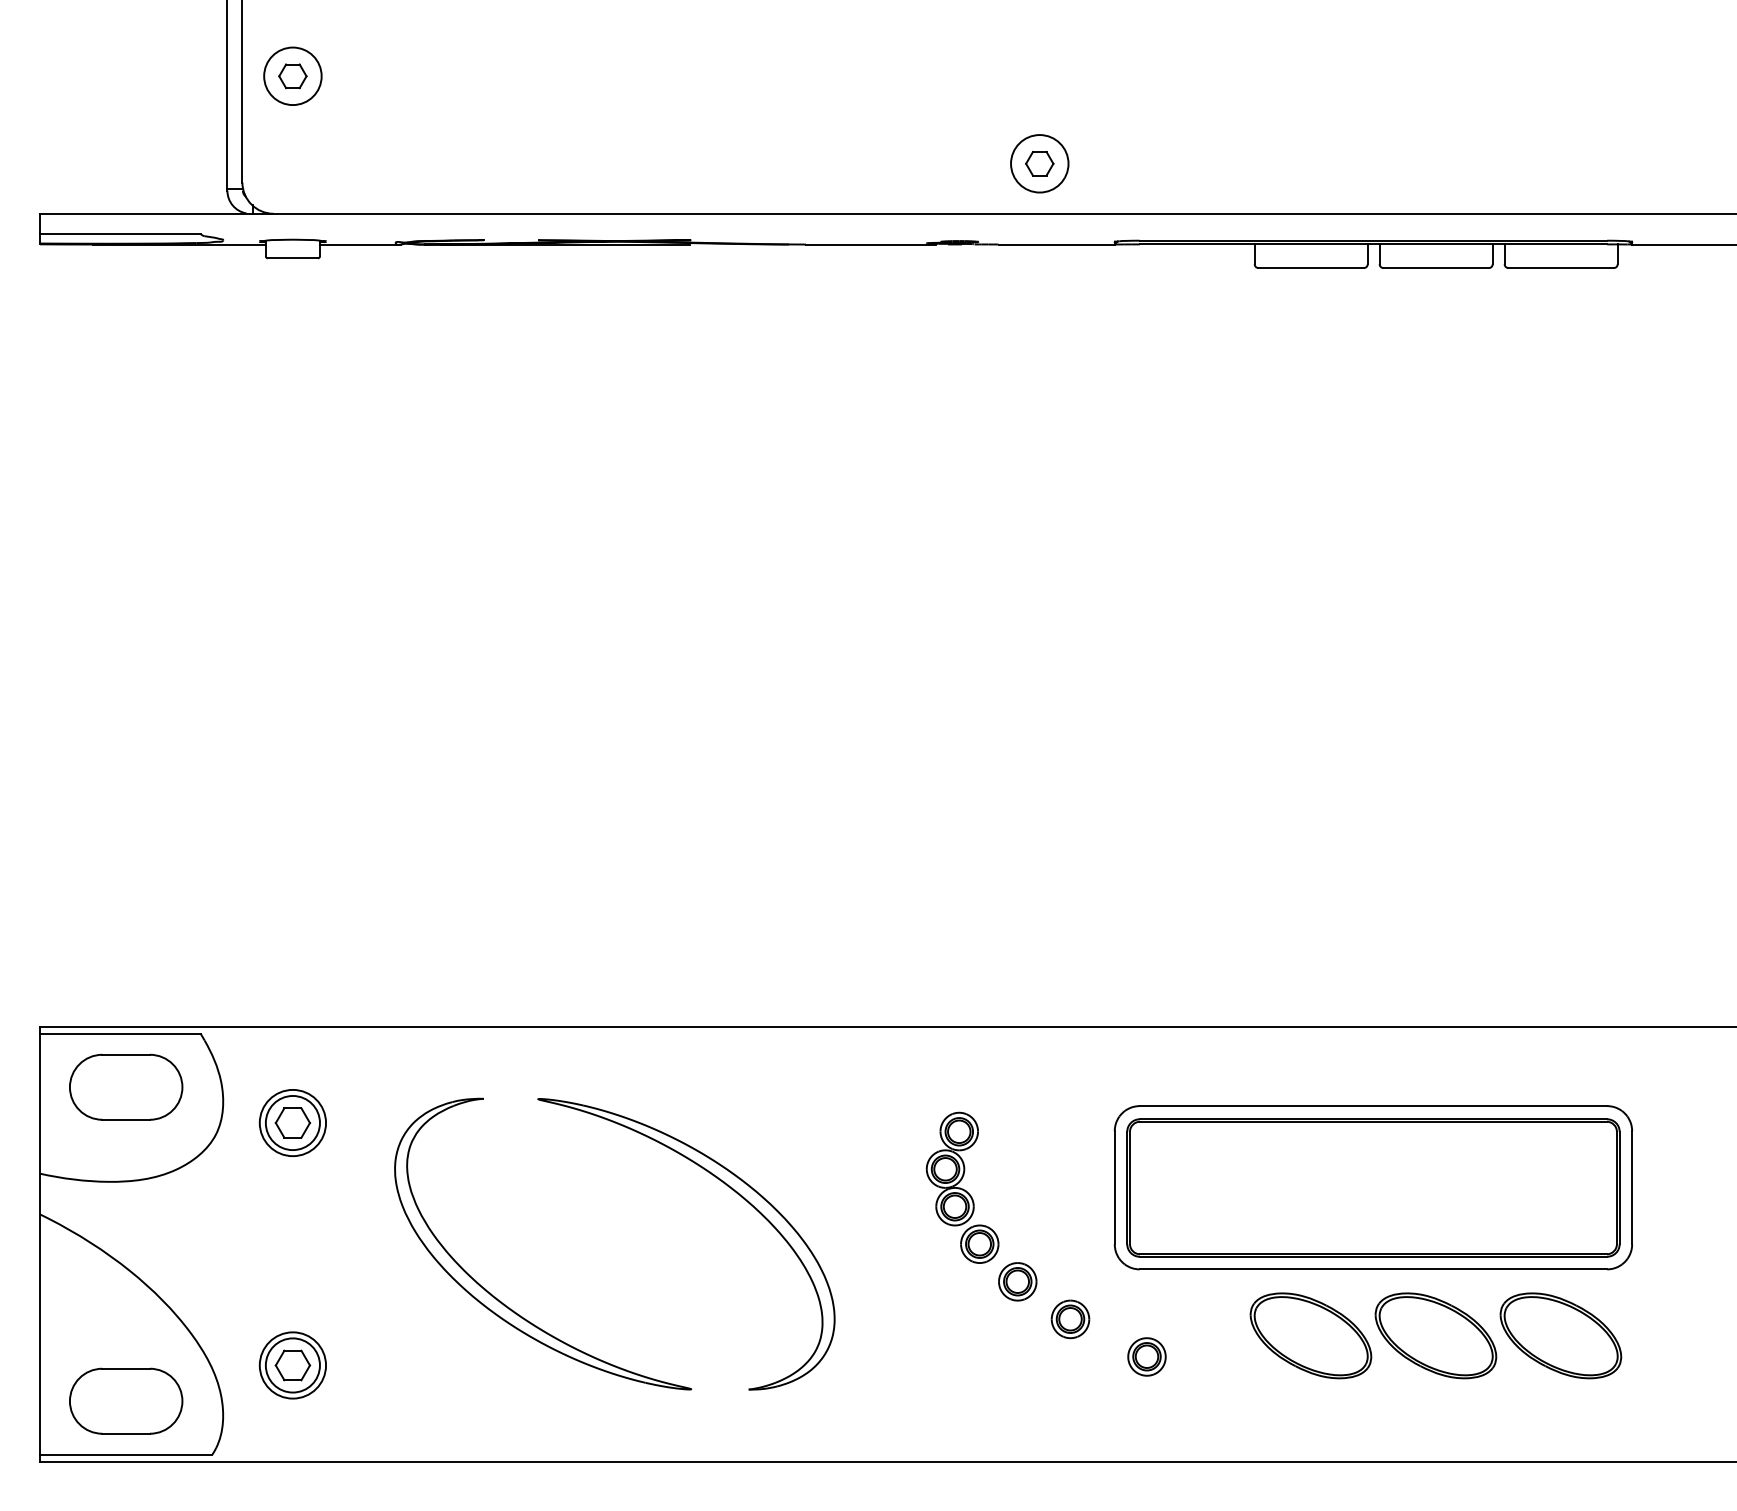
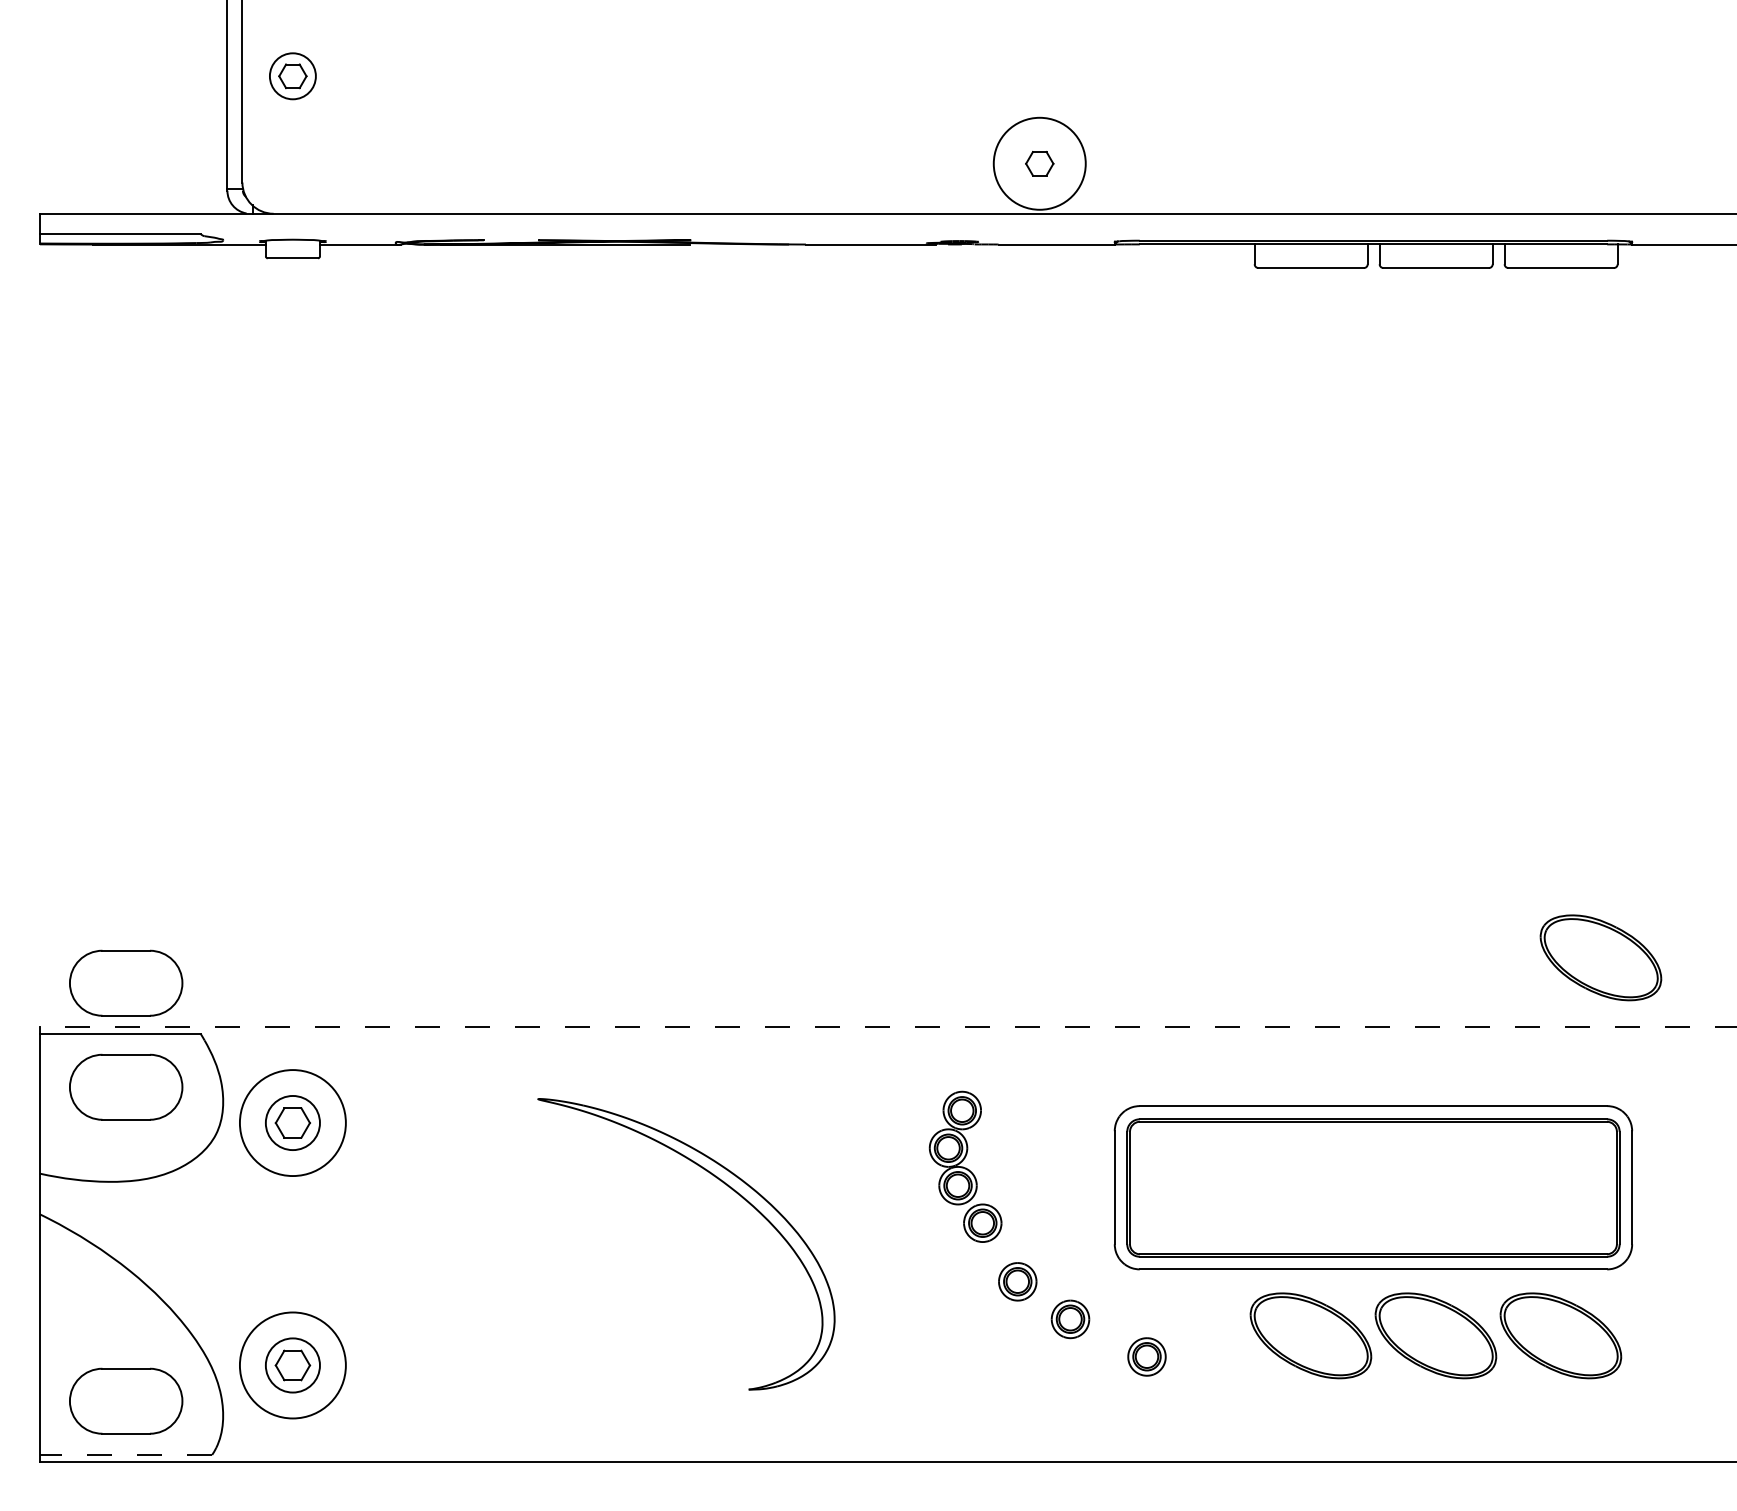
circle diameter: 57 px -> 46 px (292, 76)
circle diameter: 57 px -> 92 px (1039, 163)
part: none -> present (1600, 957)
part: none -> present (126, 982)
line: solid -> dashed (887, 1026)
circle diameter: 66 px -> 106 px (292, 1123)
part position: (962, 1187) -> (965, 1166) (965, 1166)
part: present -> none (500, 1300)
circle diameter: 66 px -> 106 px (292, 1365)
line: solid -> dashed (125, 1454)
